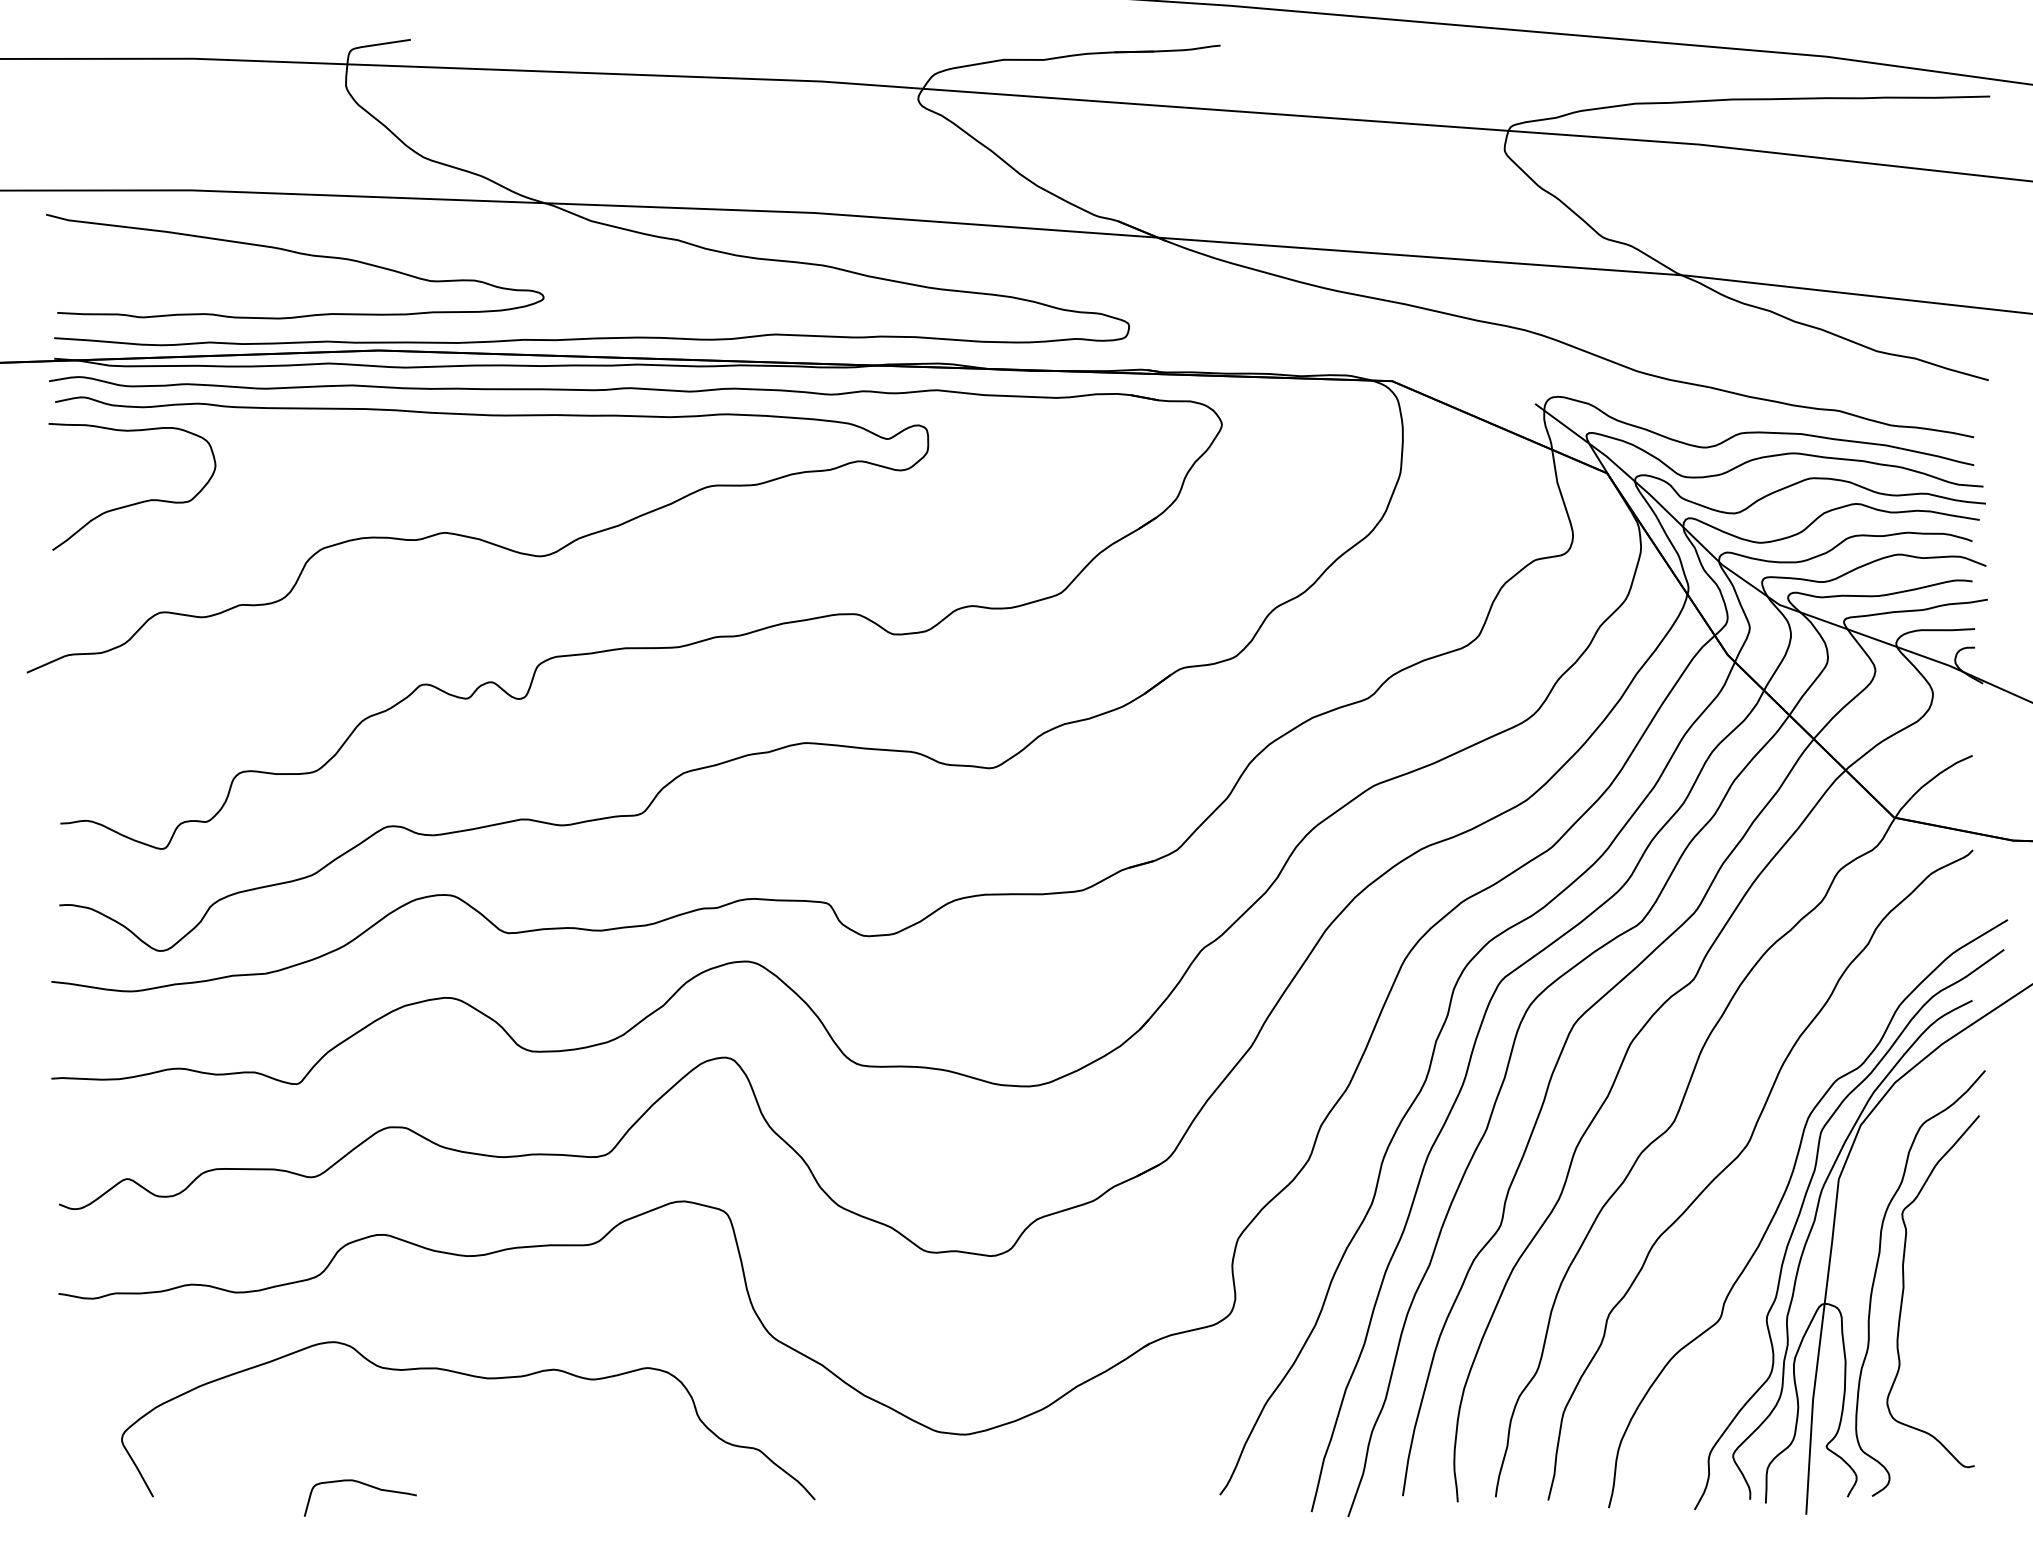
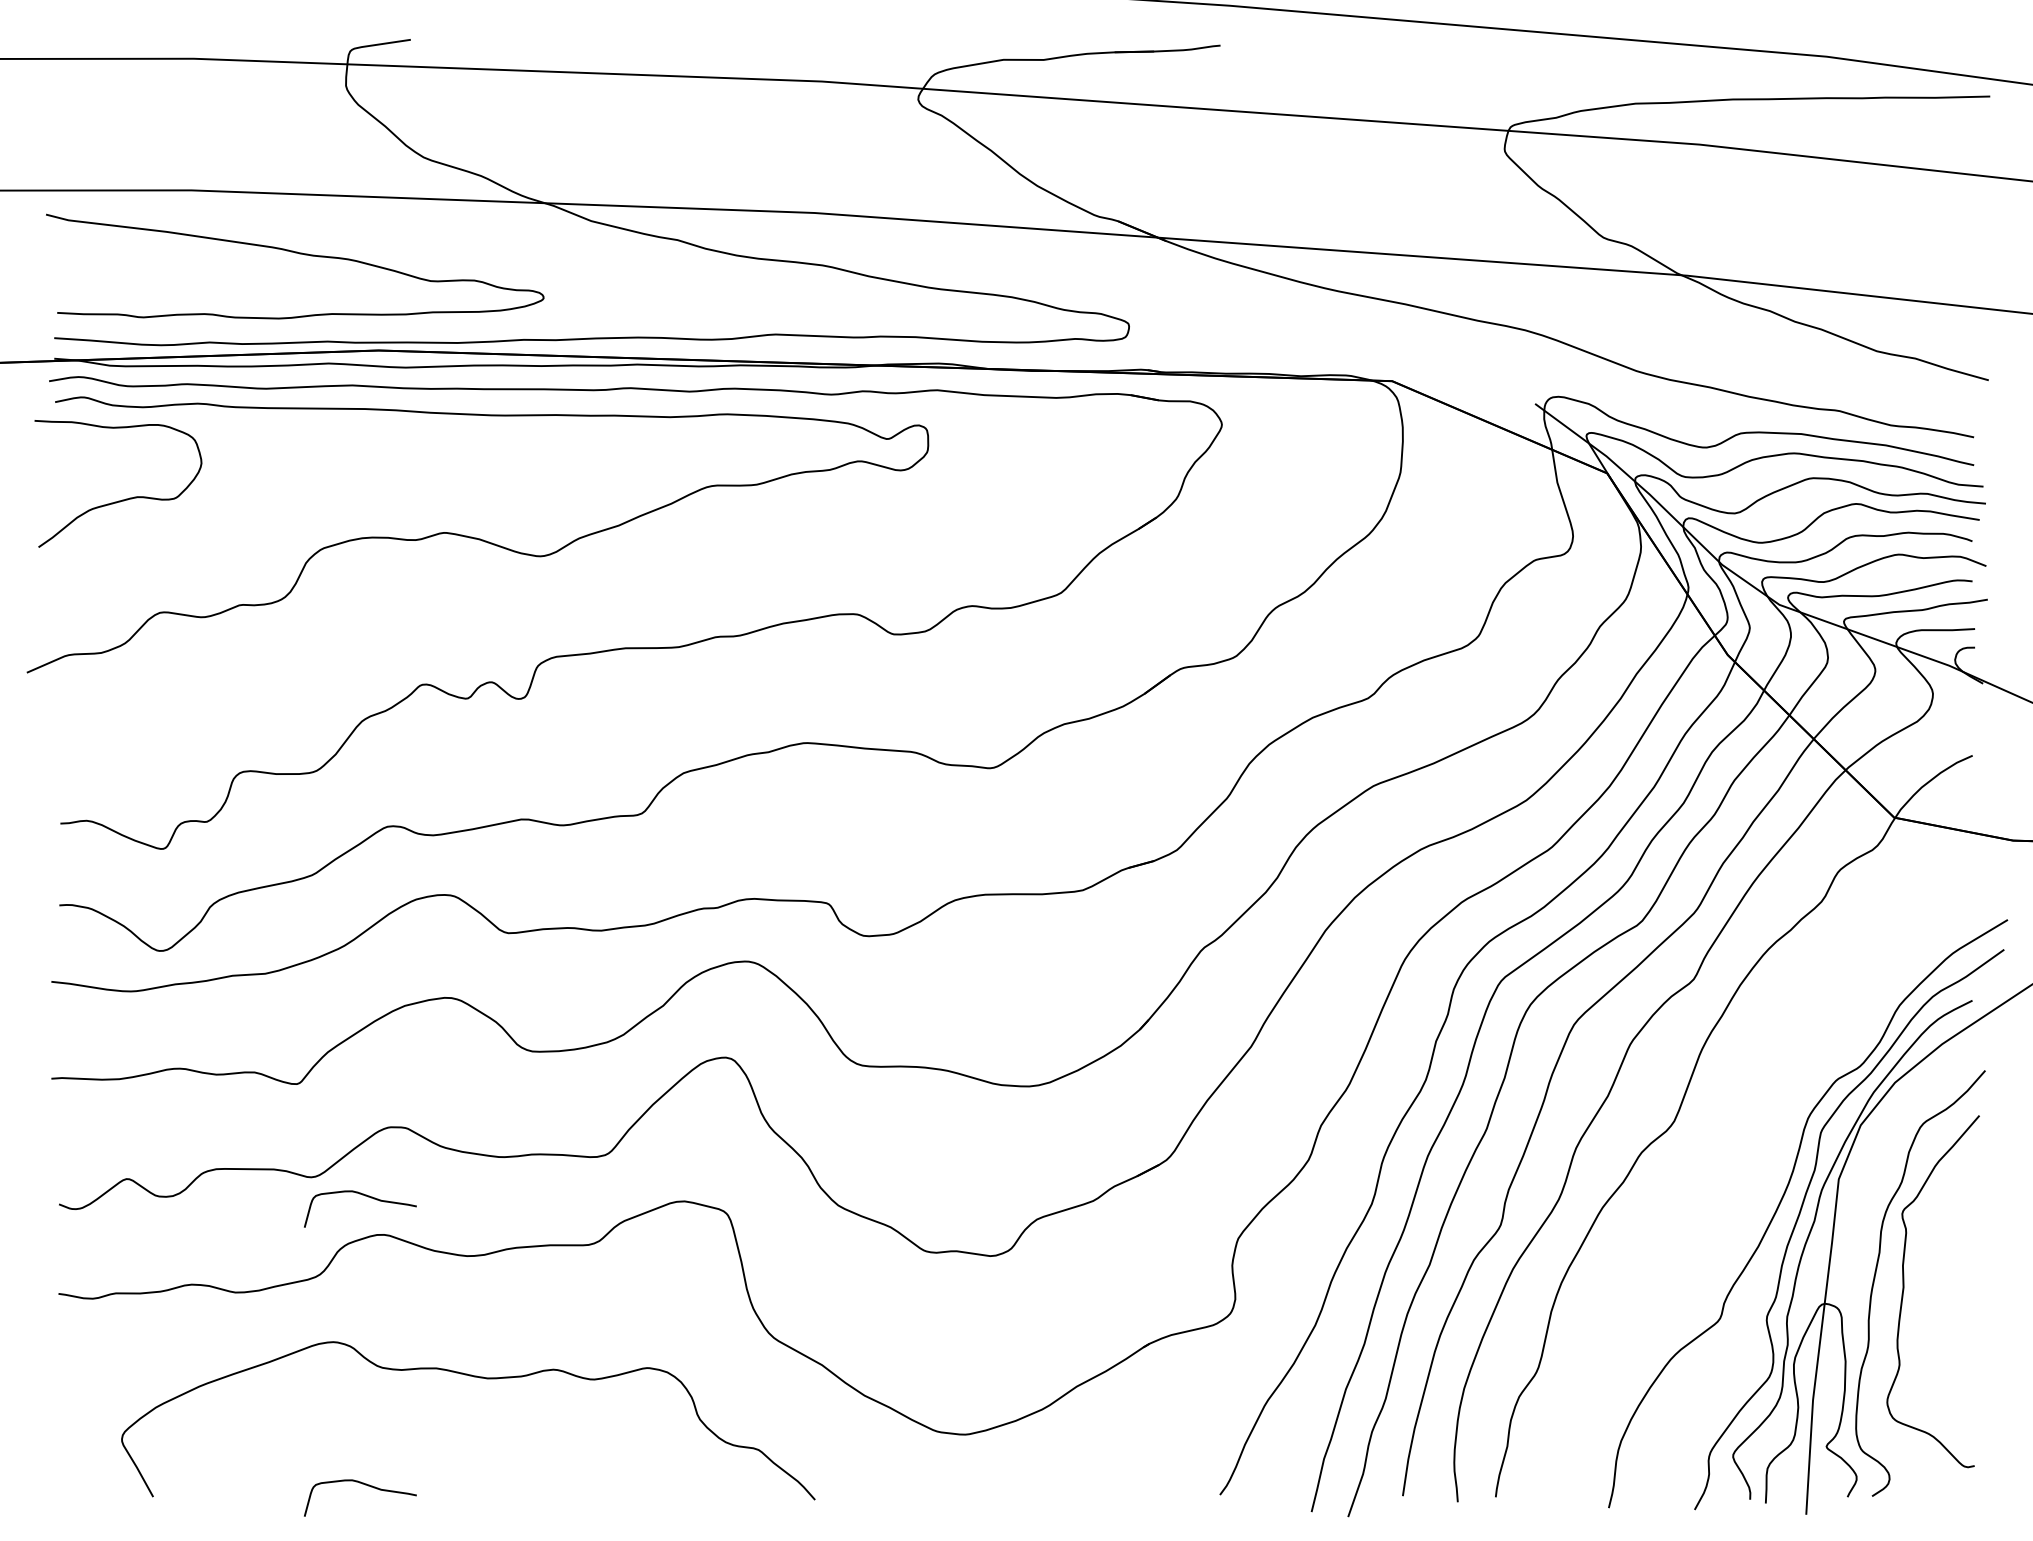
curve position: (136, 502) -> (122, 499) (122, 499)
curve: present -> none (1739, 1156)
curve: none -> present (365, 1196)
